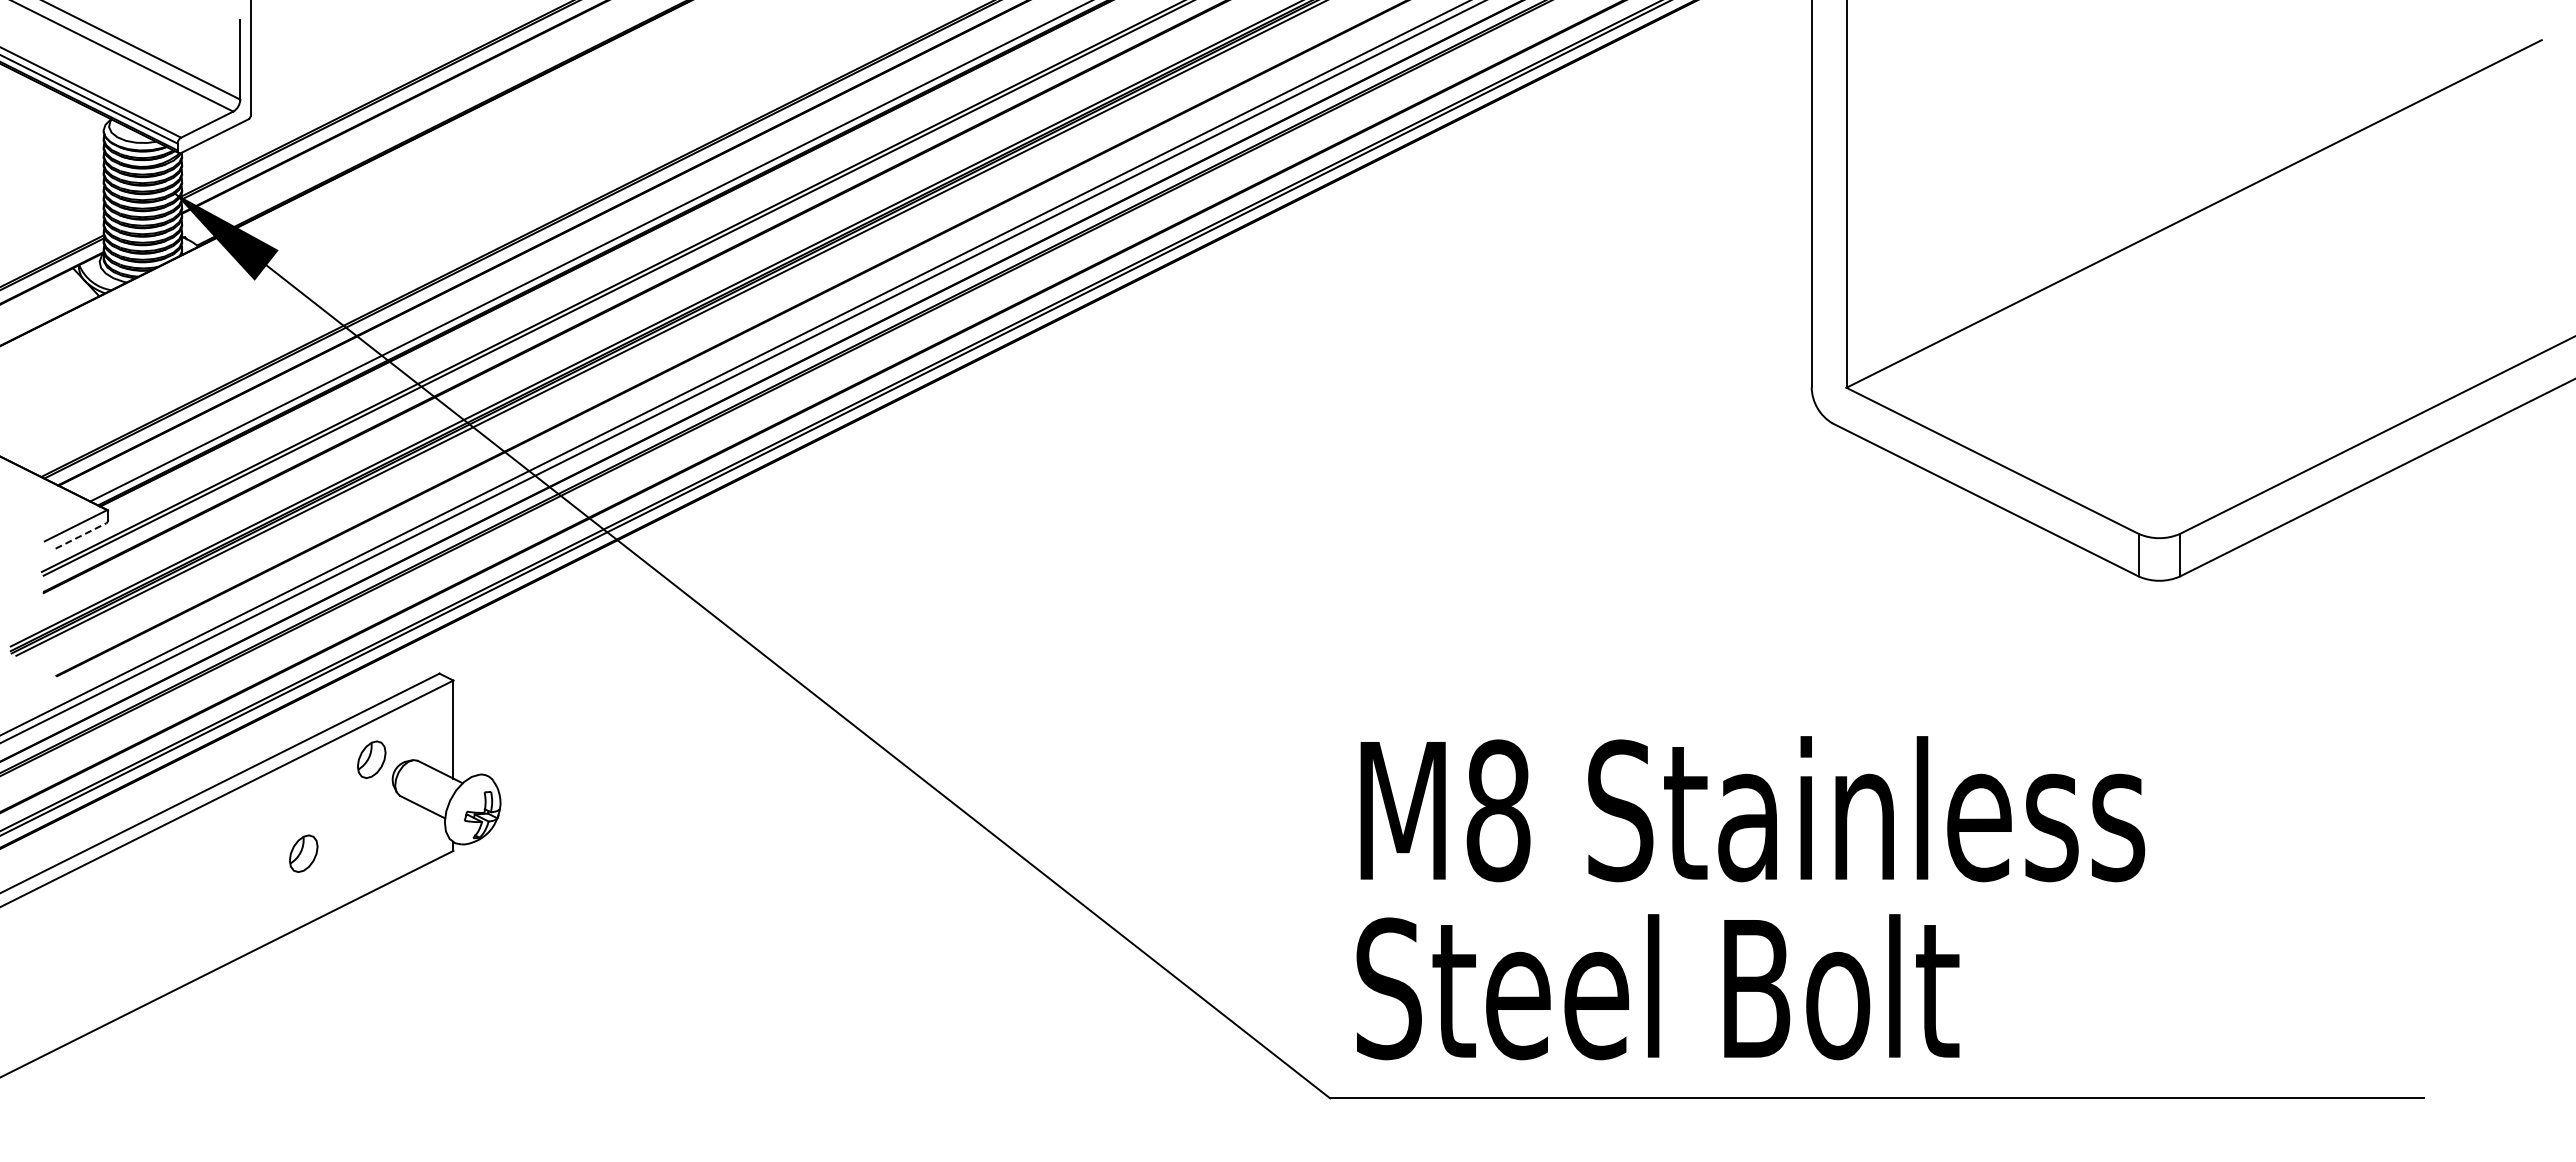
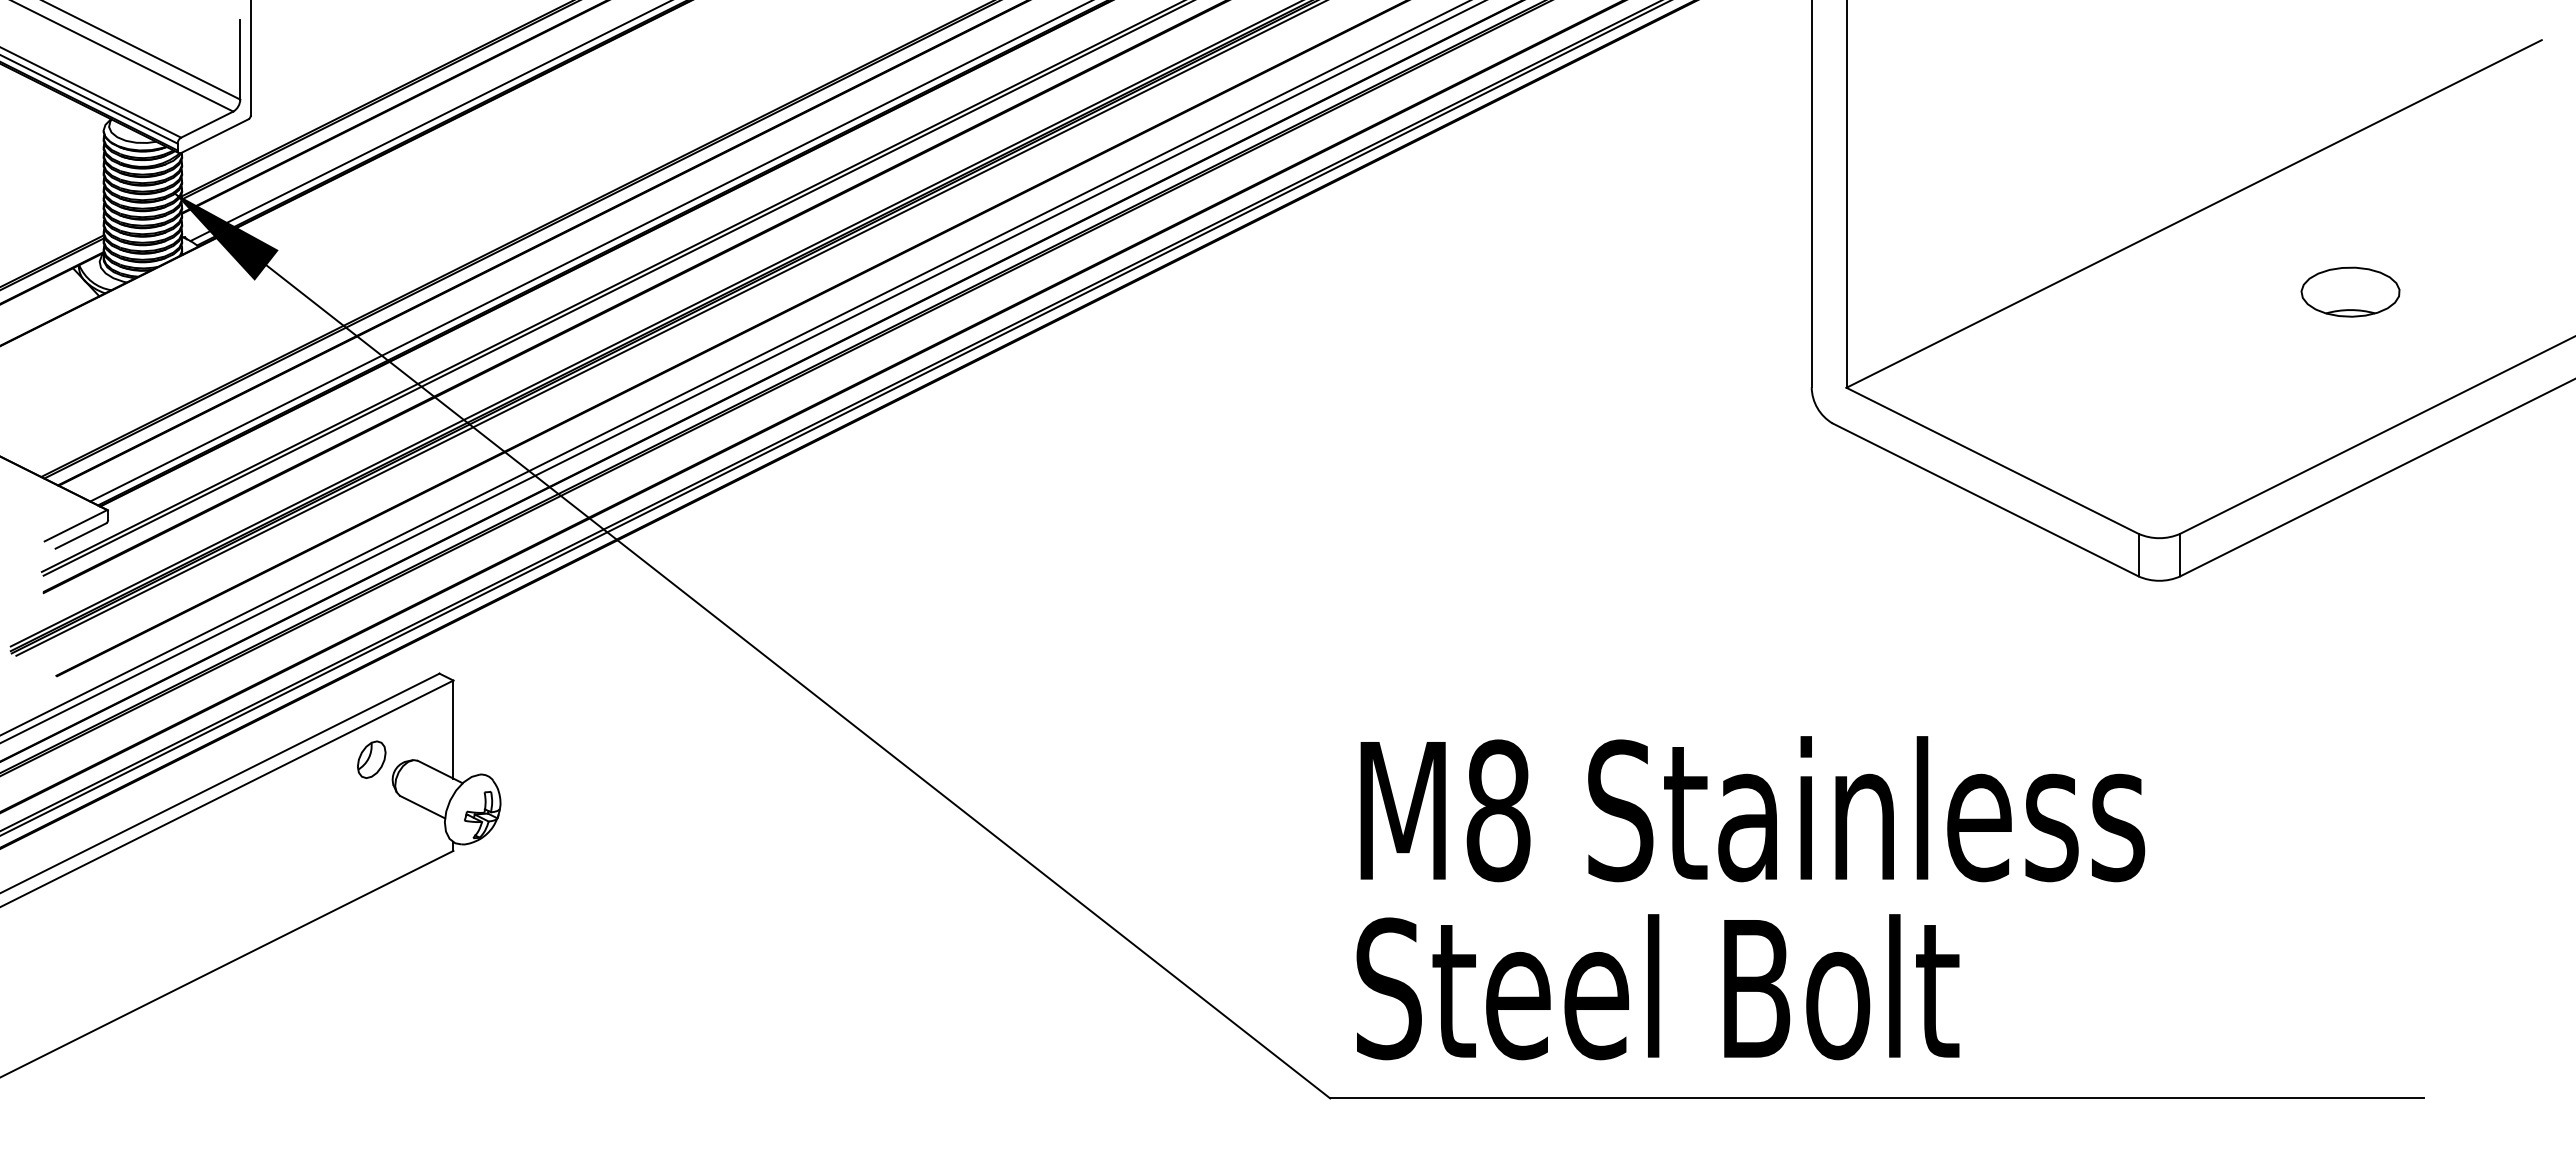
line: none -> present (429, 121)
part: none -> present (2350, 291)
line: dashed -> solid (81, 535)
part: present -> none (303, 853)
